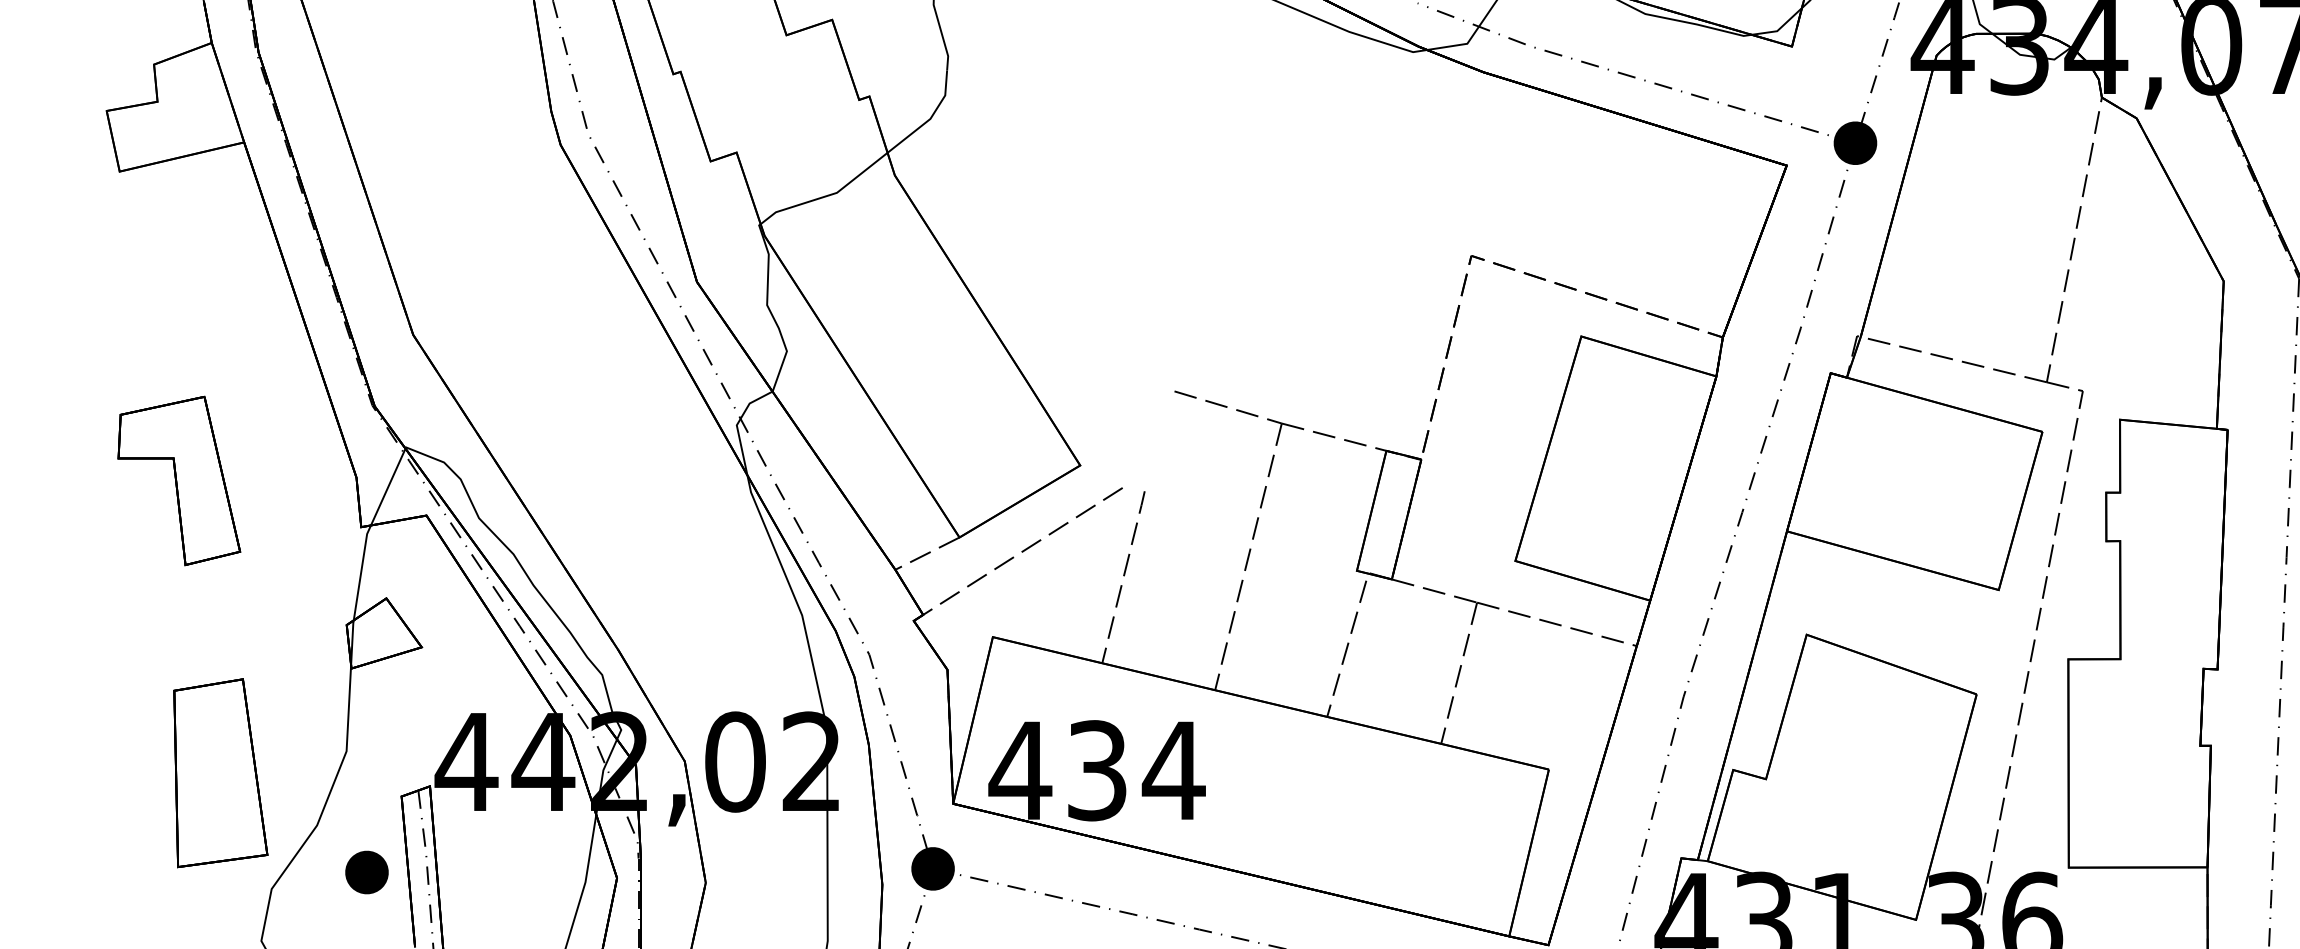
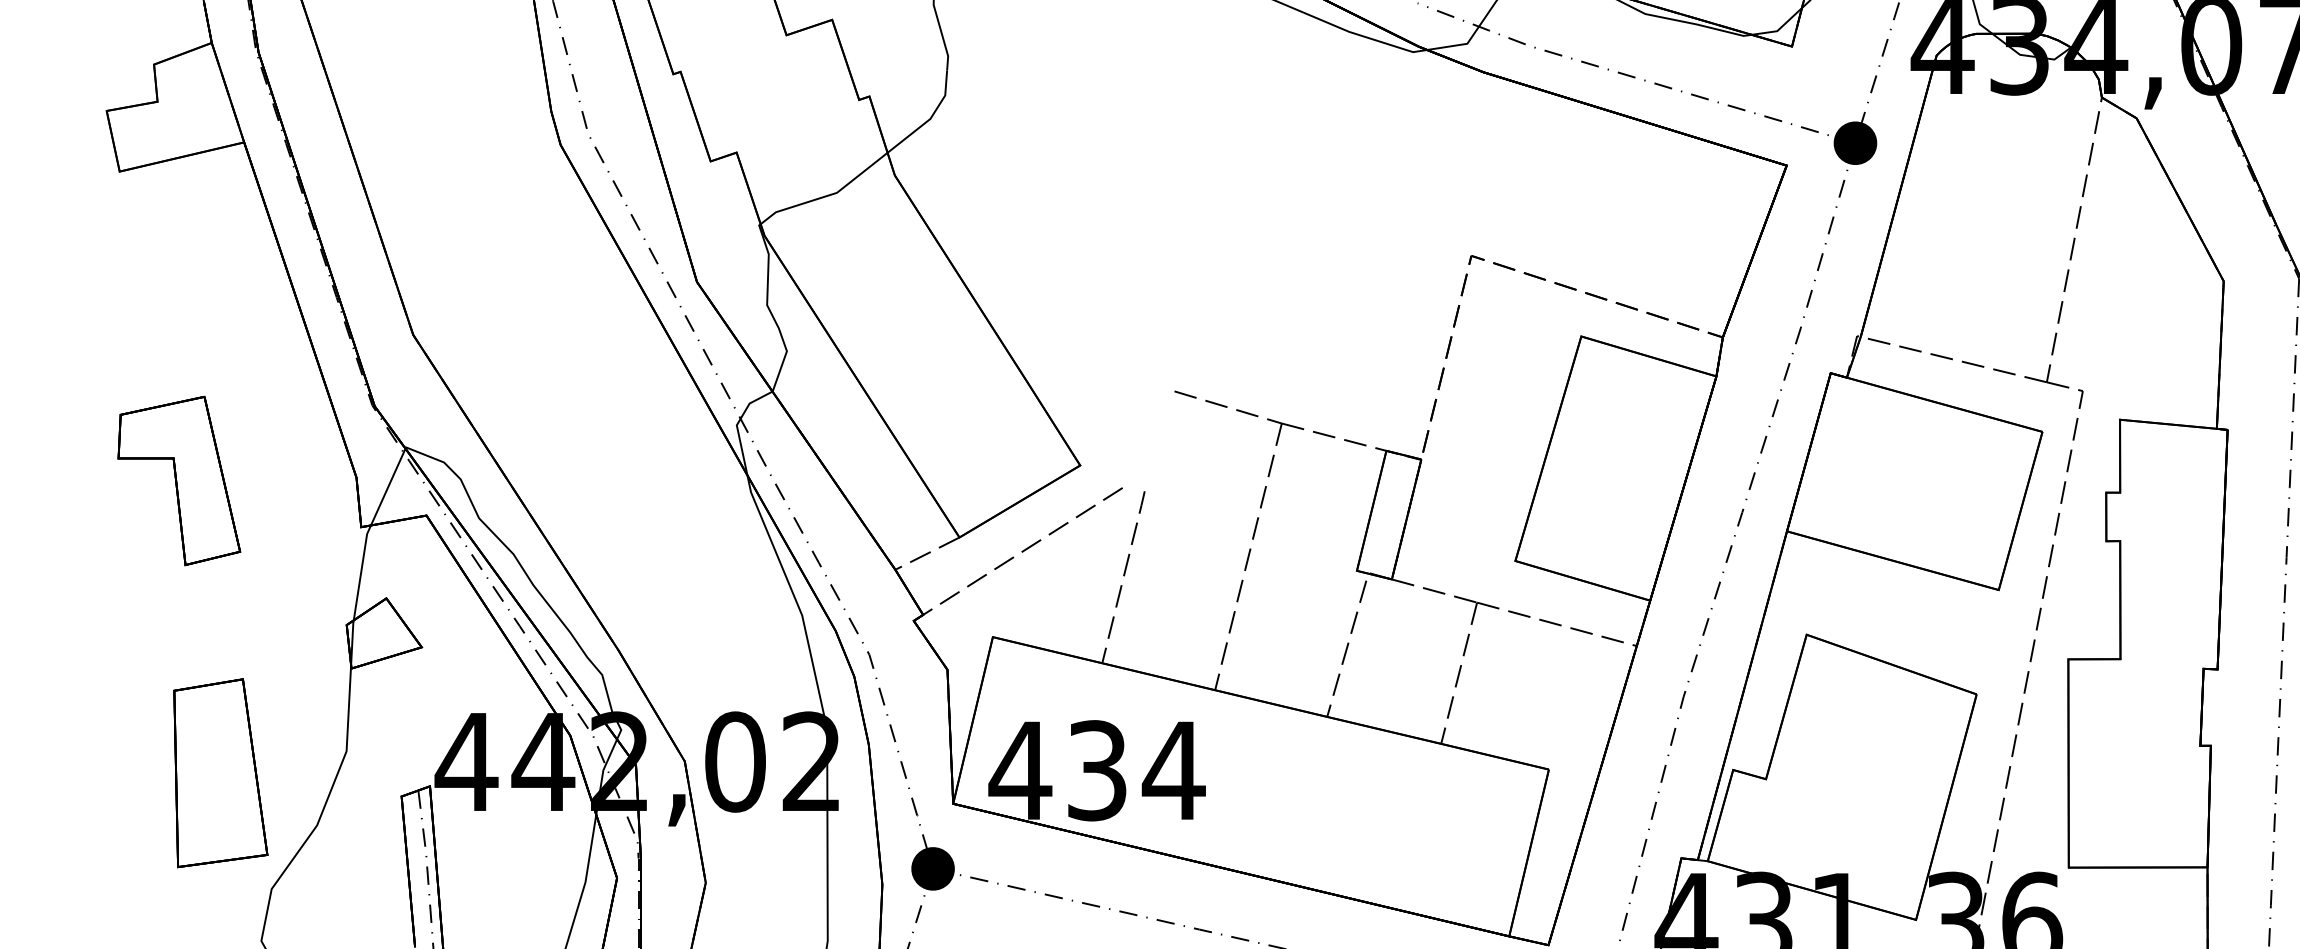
part: present -> none (366, 872)
